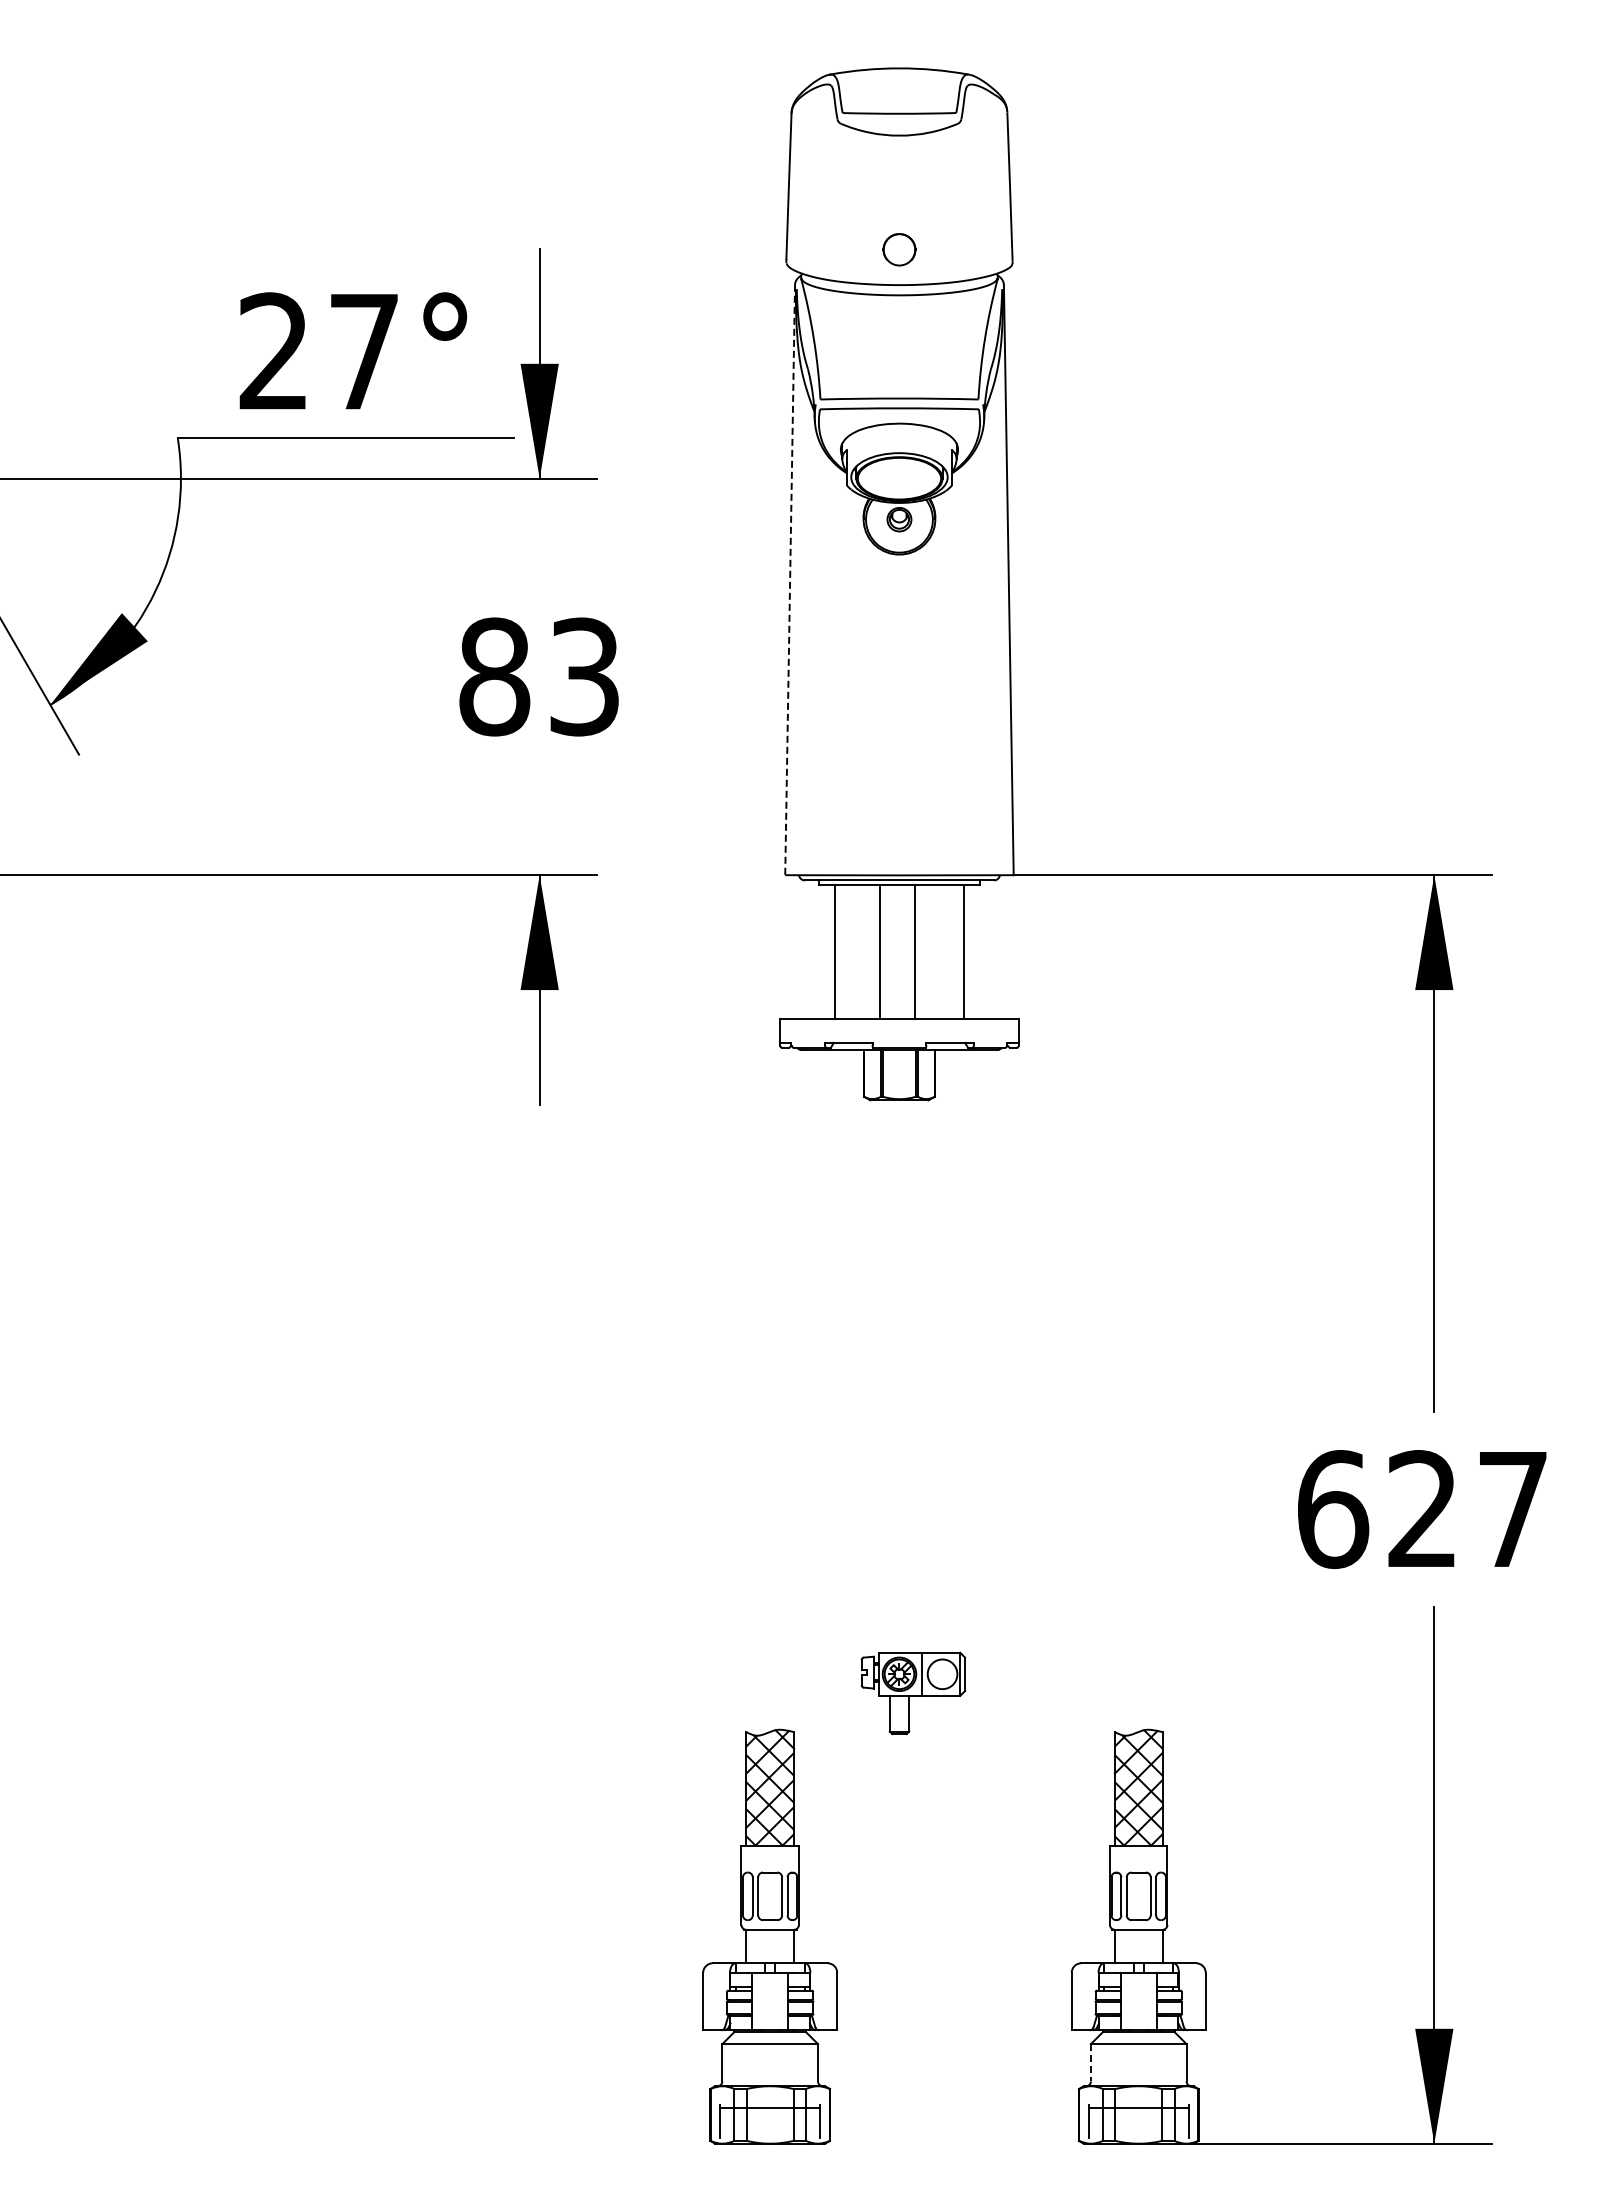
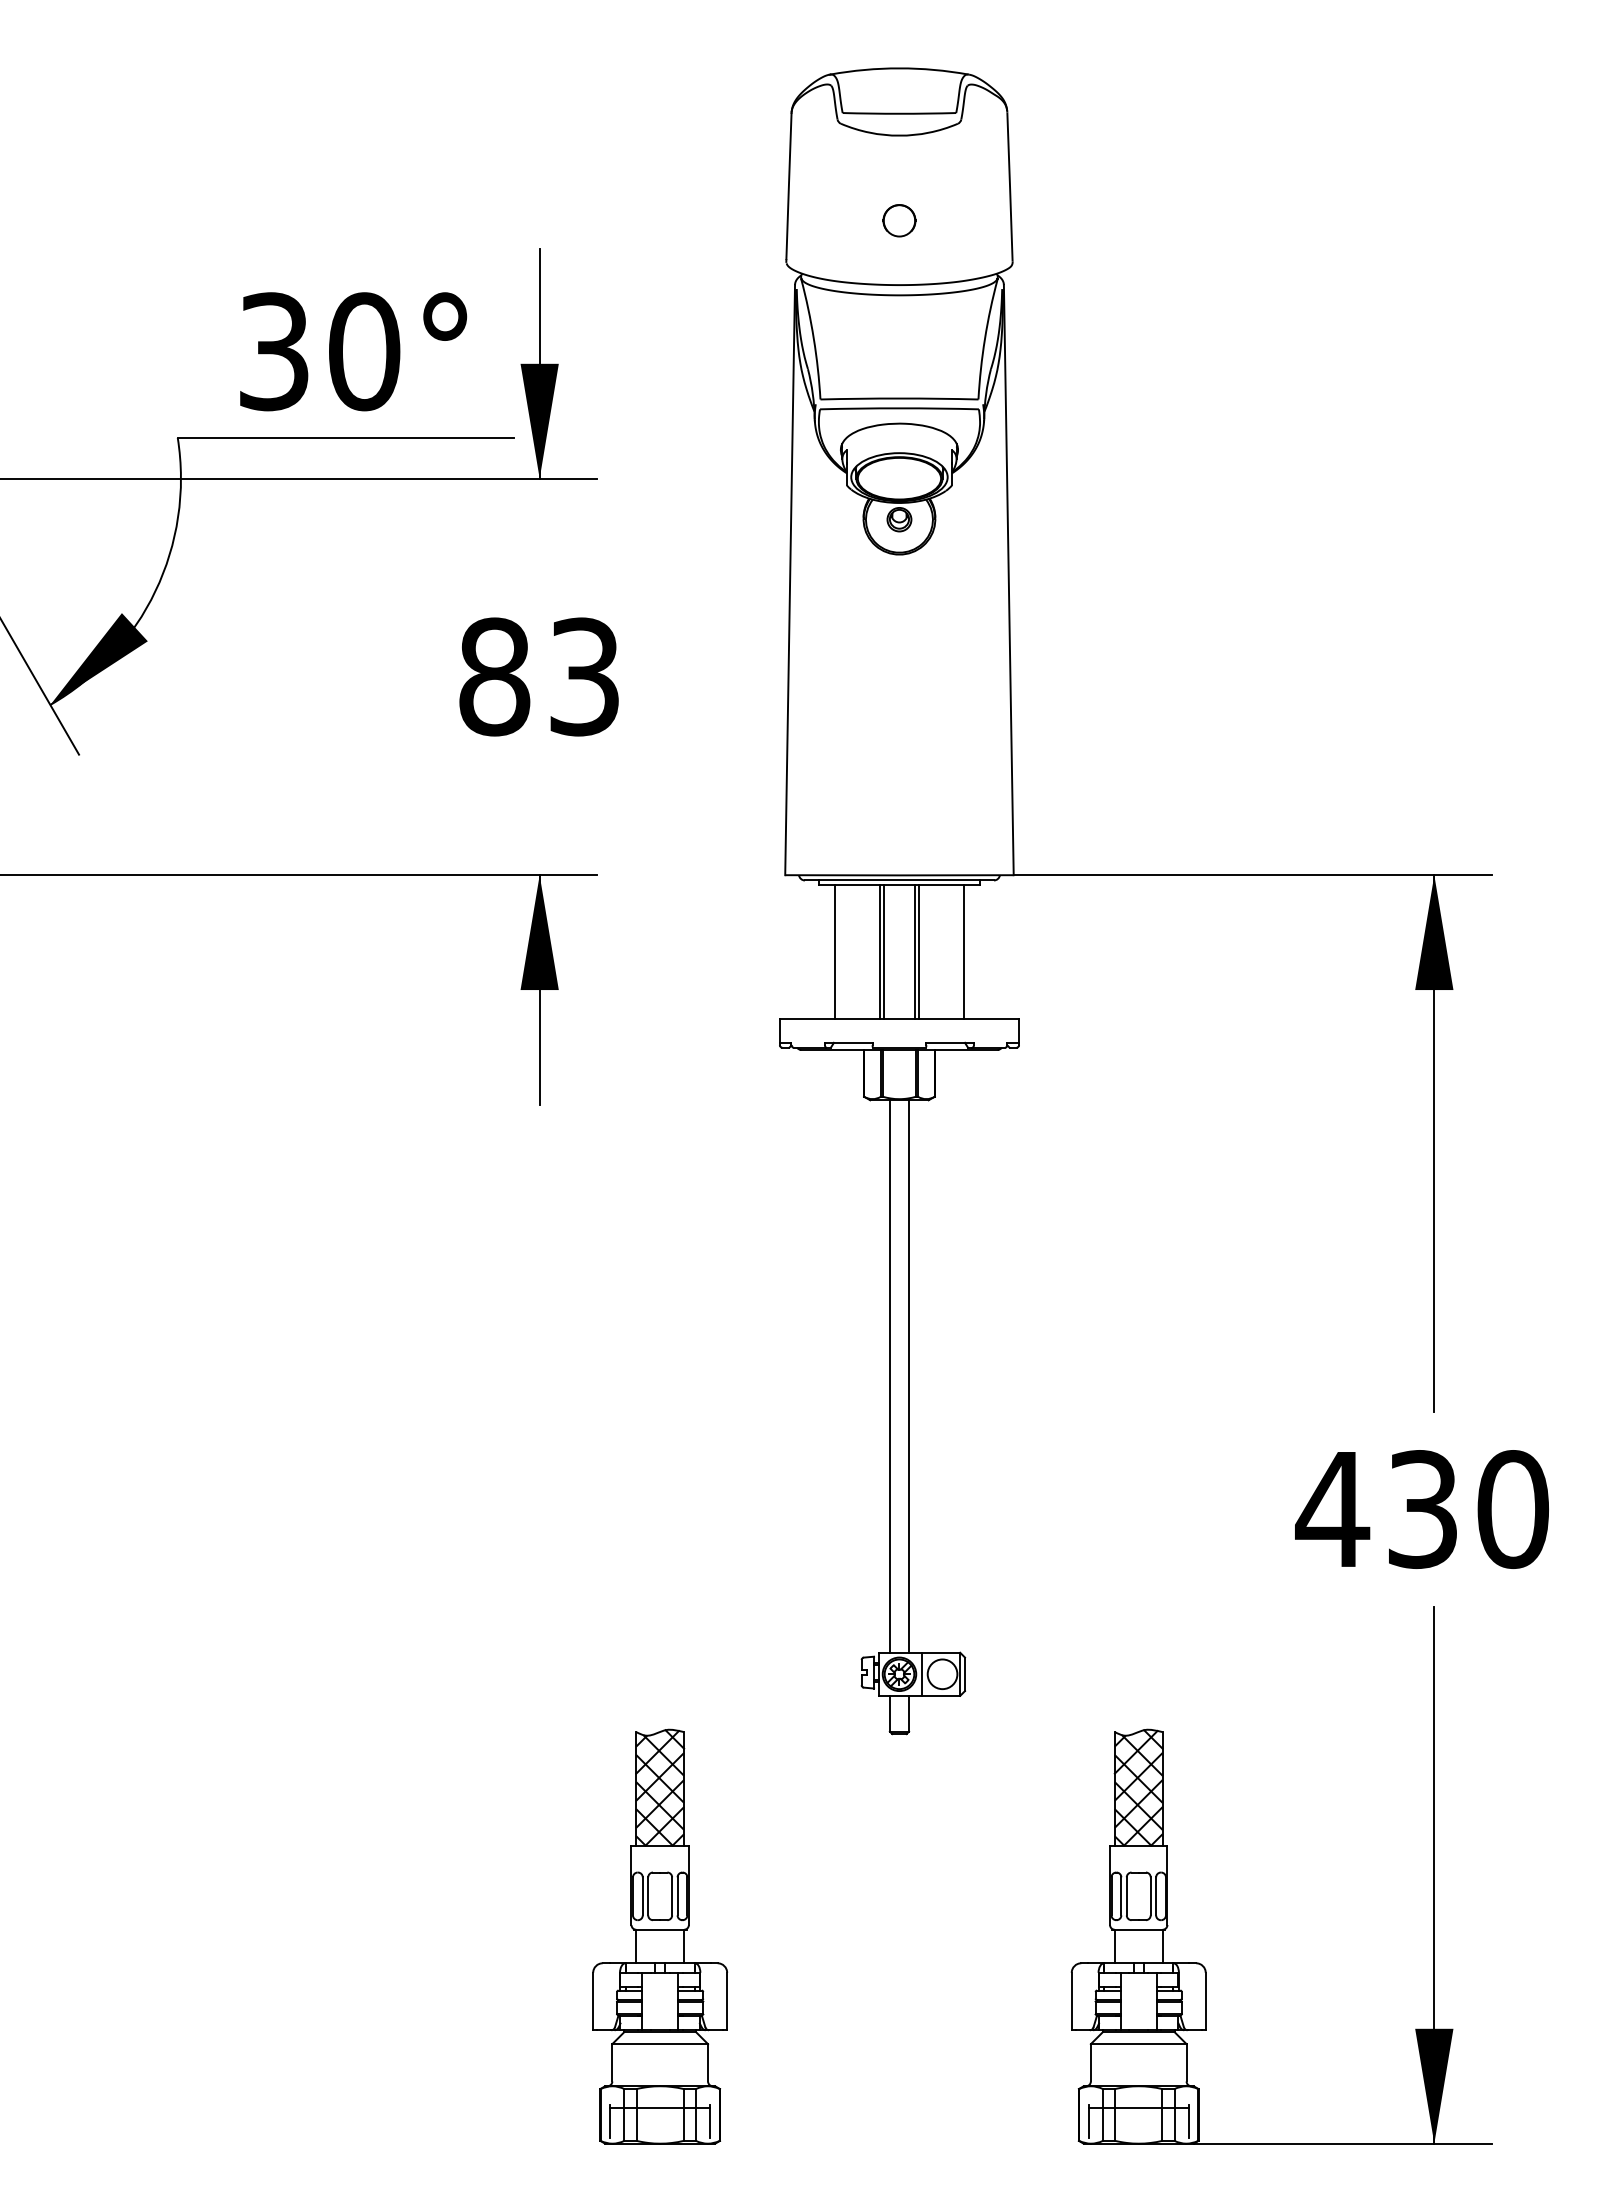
part position: (899, 249) -> (899, 220) (899, 220)
text: 27° -> 30° (319, 351)
line: dashed -> solid (790, 580)
line: none -> present (883, 951)
line: none -> present (918, 951)
line: none -> present (889, 1376)
line: none -> present (909, 1376)
text: 627 -> 430 (1421, 1509)
part position: (769, 1936) -> (659, 1936) (659, 1936)
line: dashed -> solid (1090, 2062)
